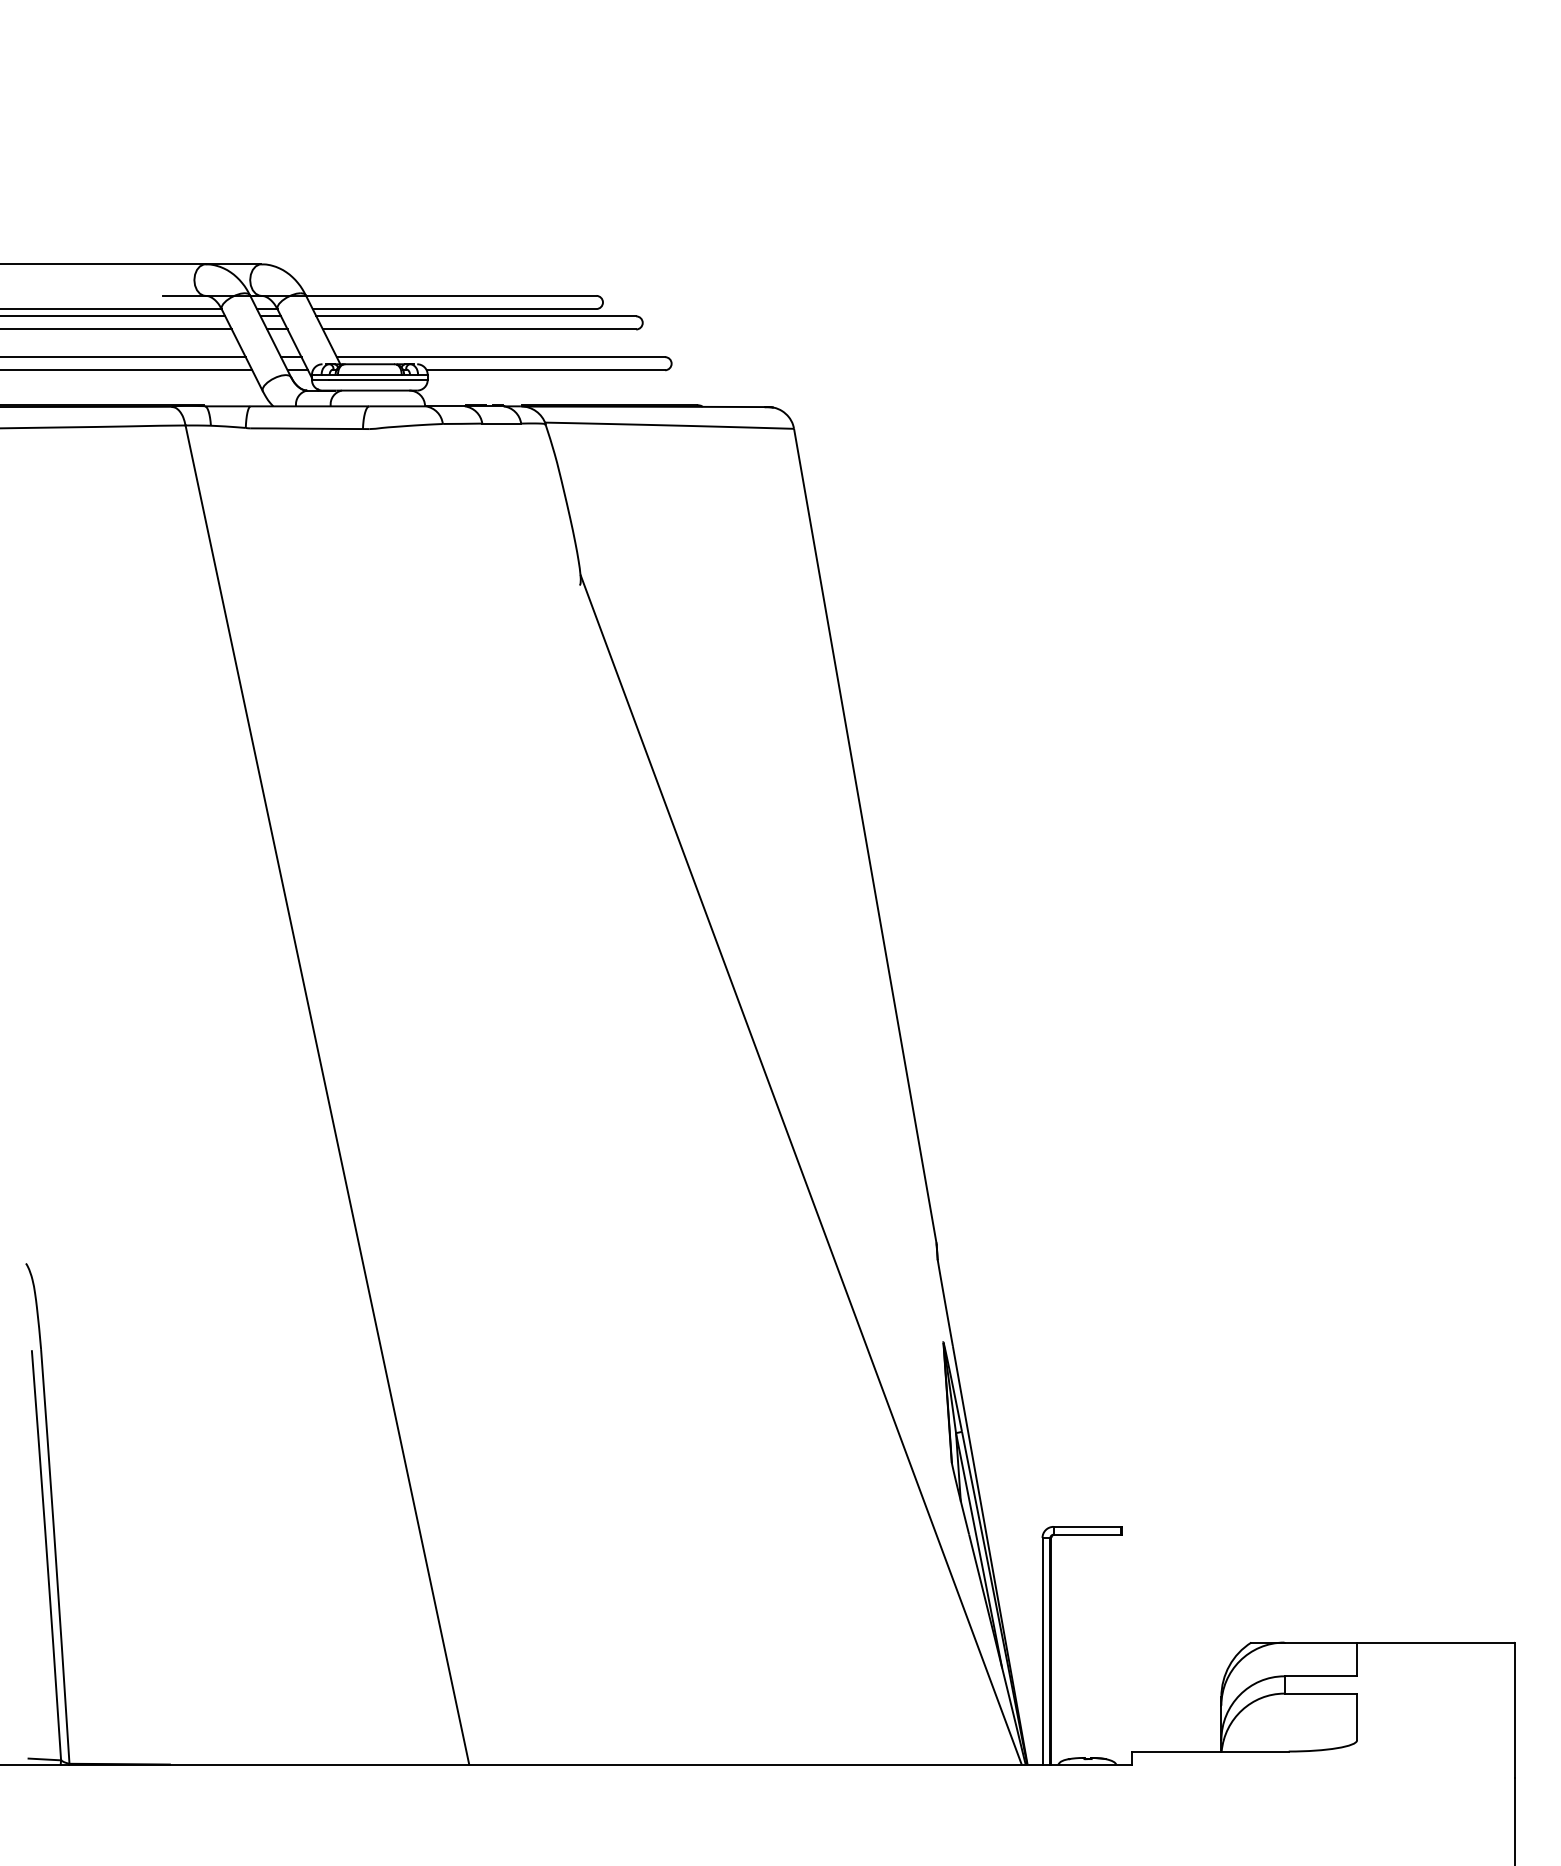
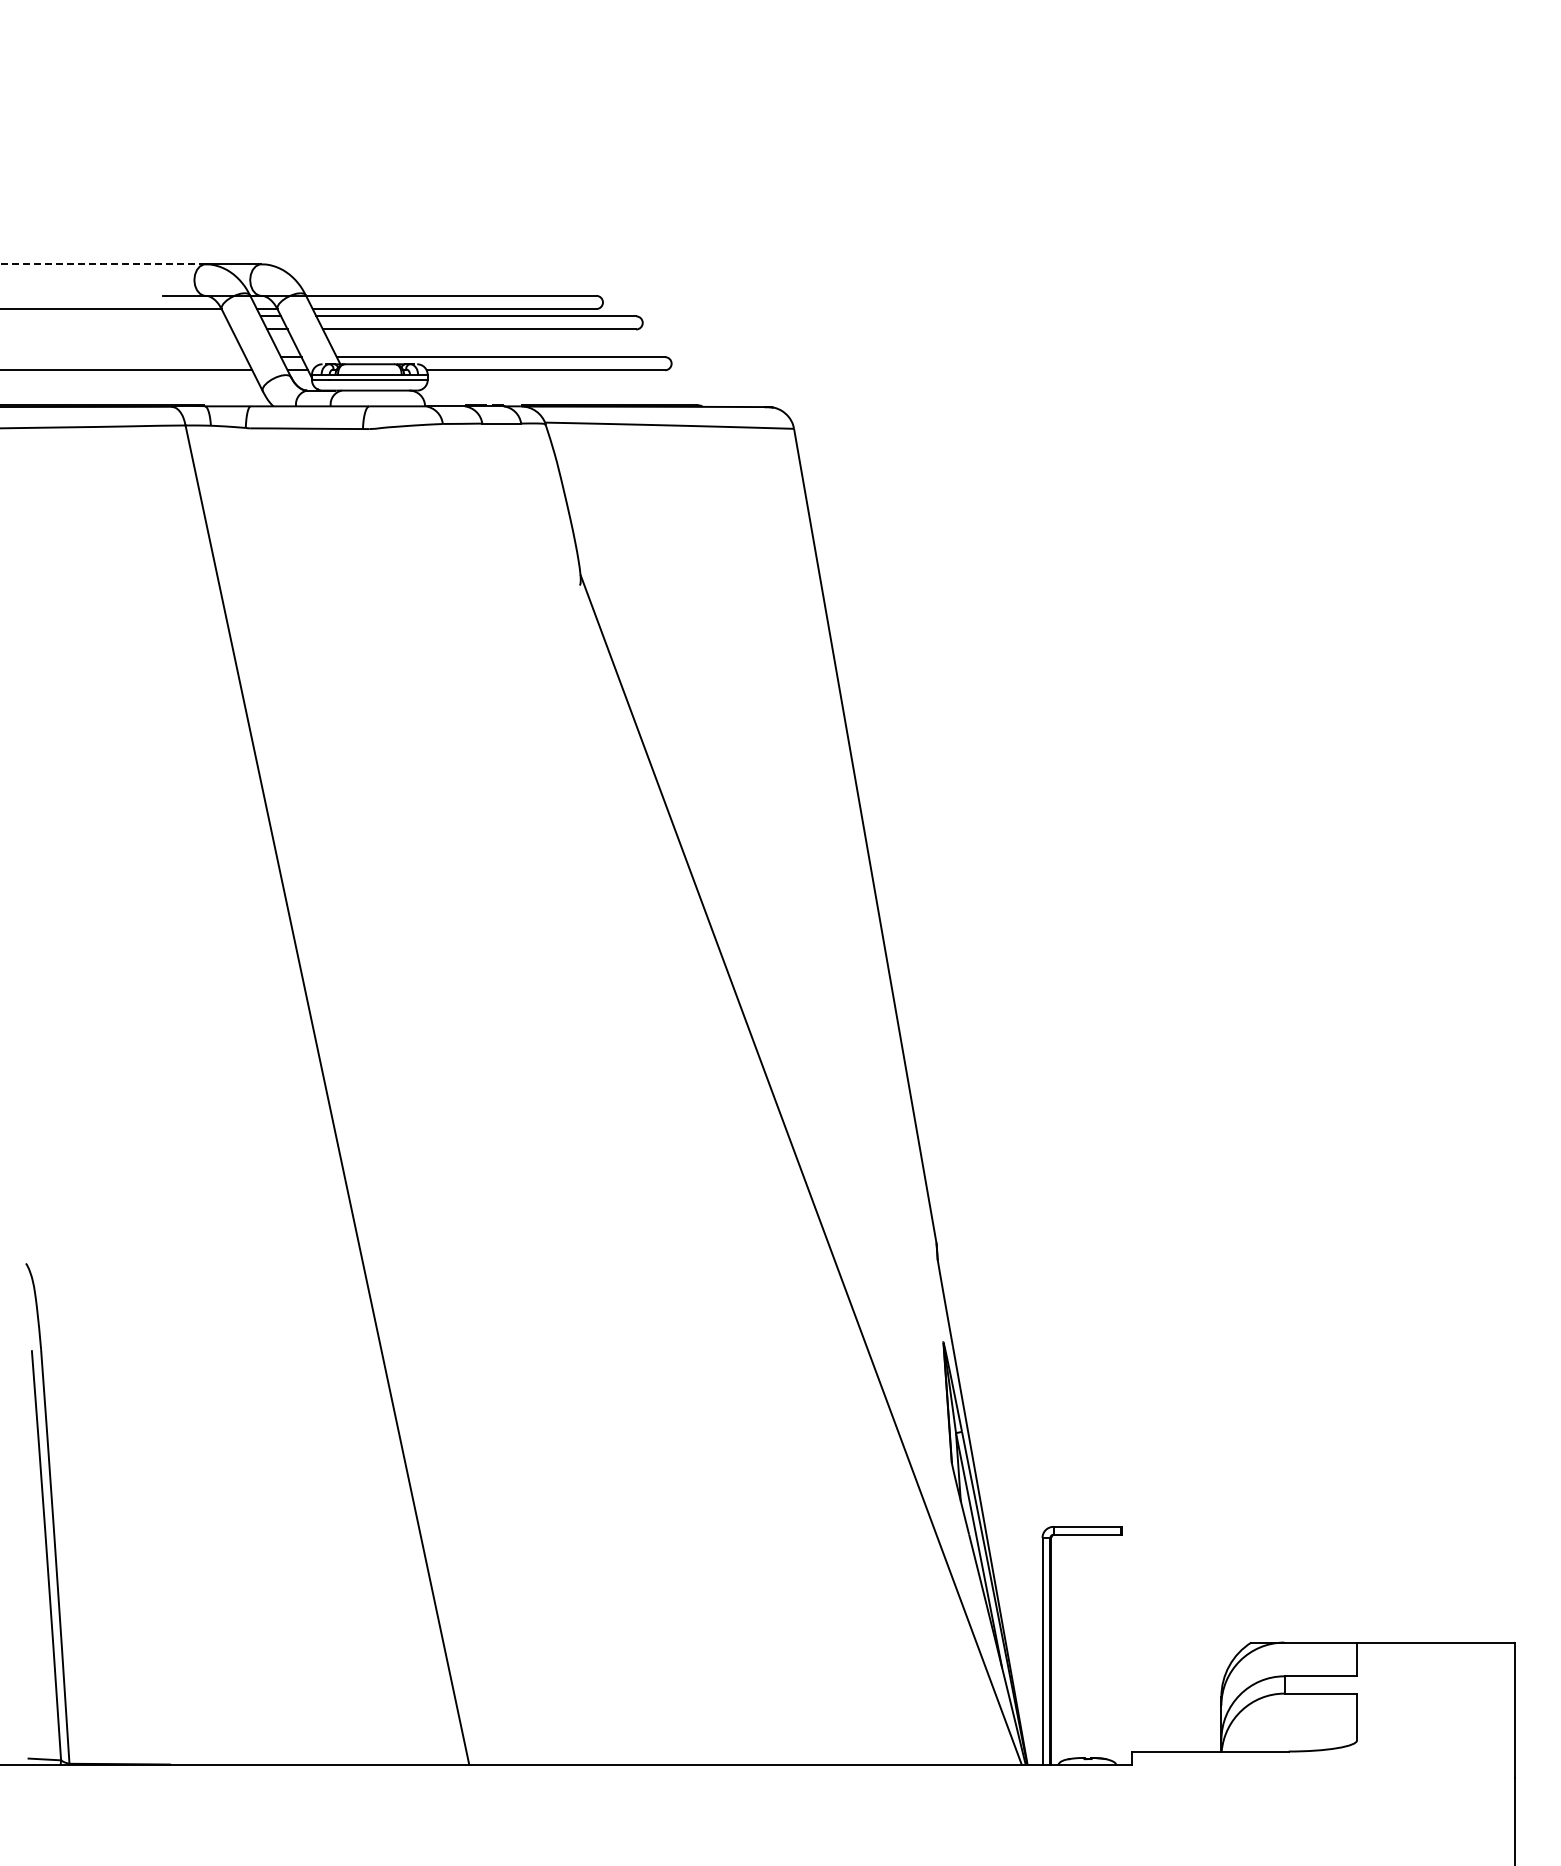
line: solid -> dashed (102, 264)
line: present -> none (113, 316)
line: present -> none (116, 329)
line: present -> none (123, 357)
